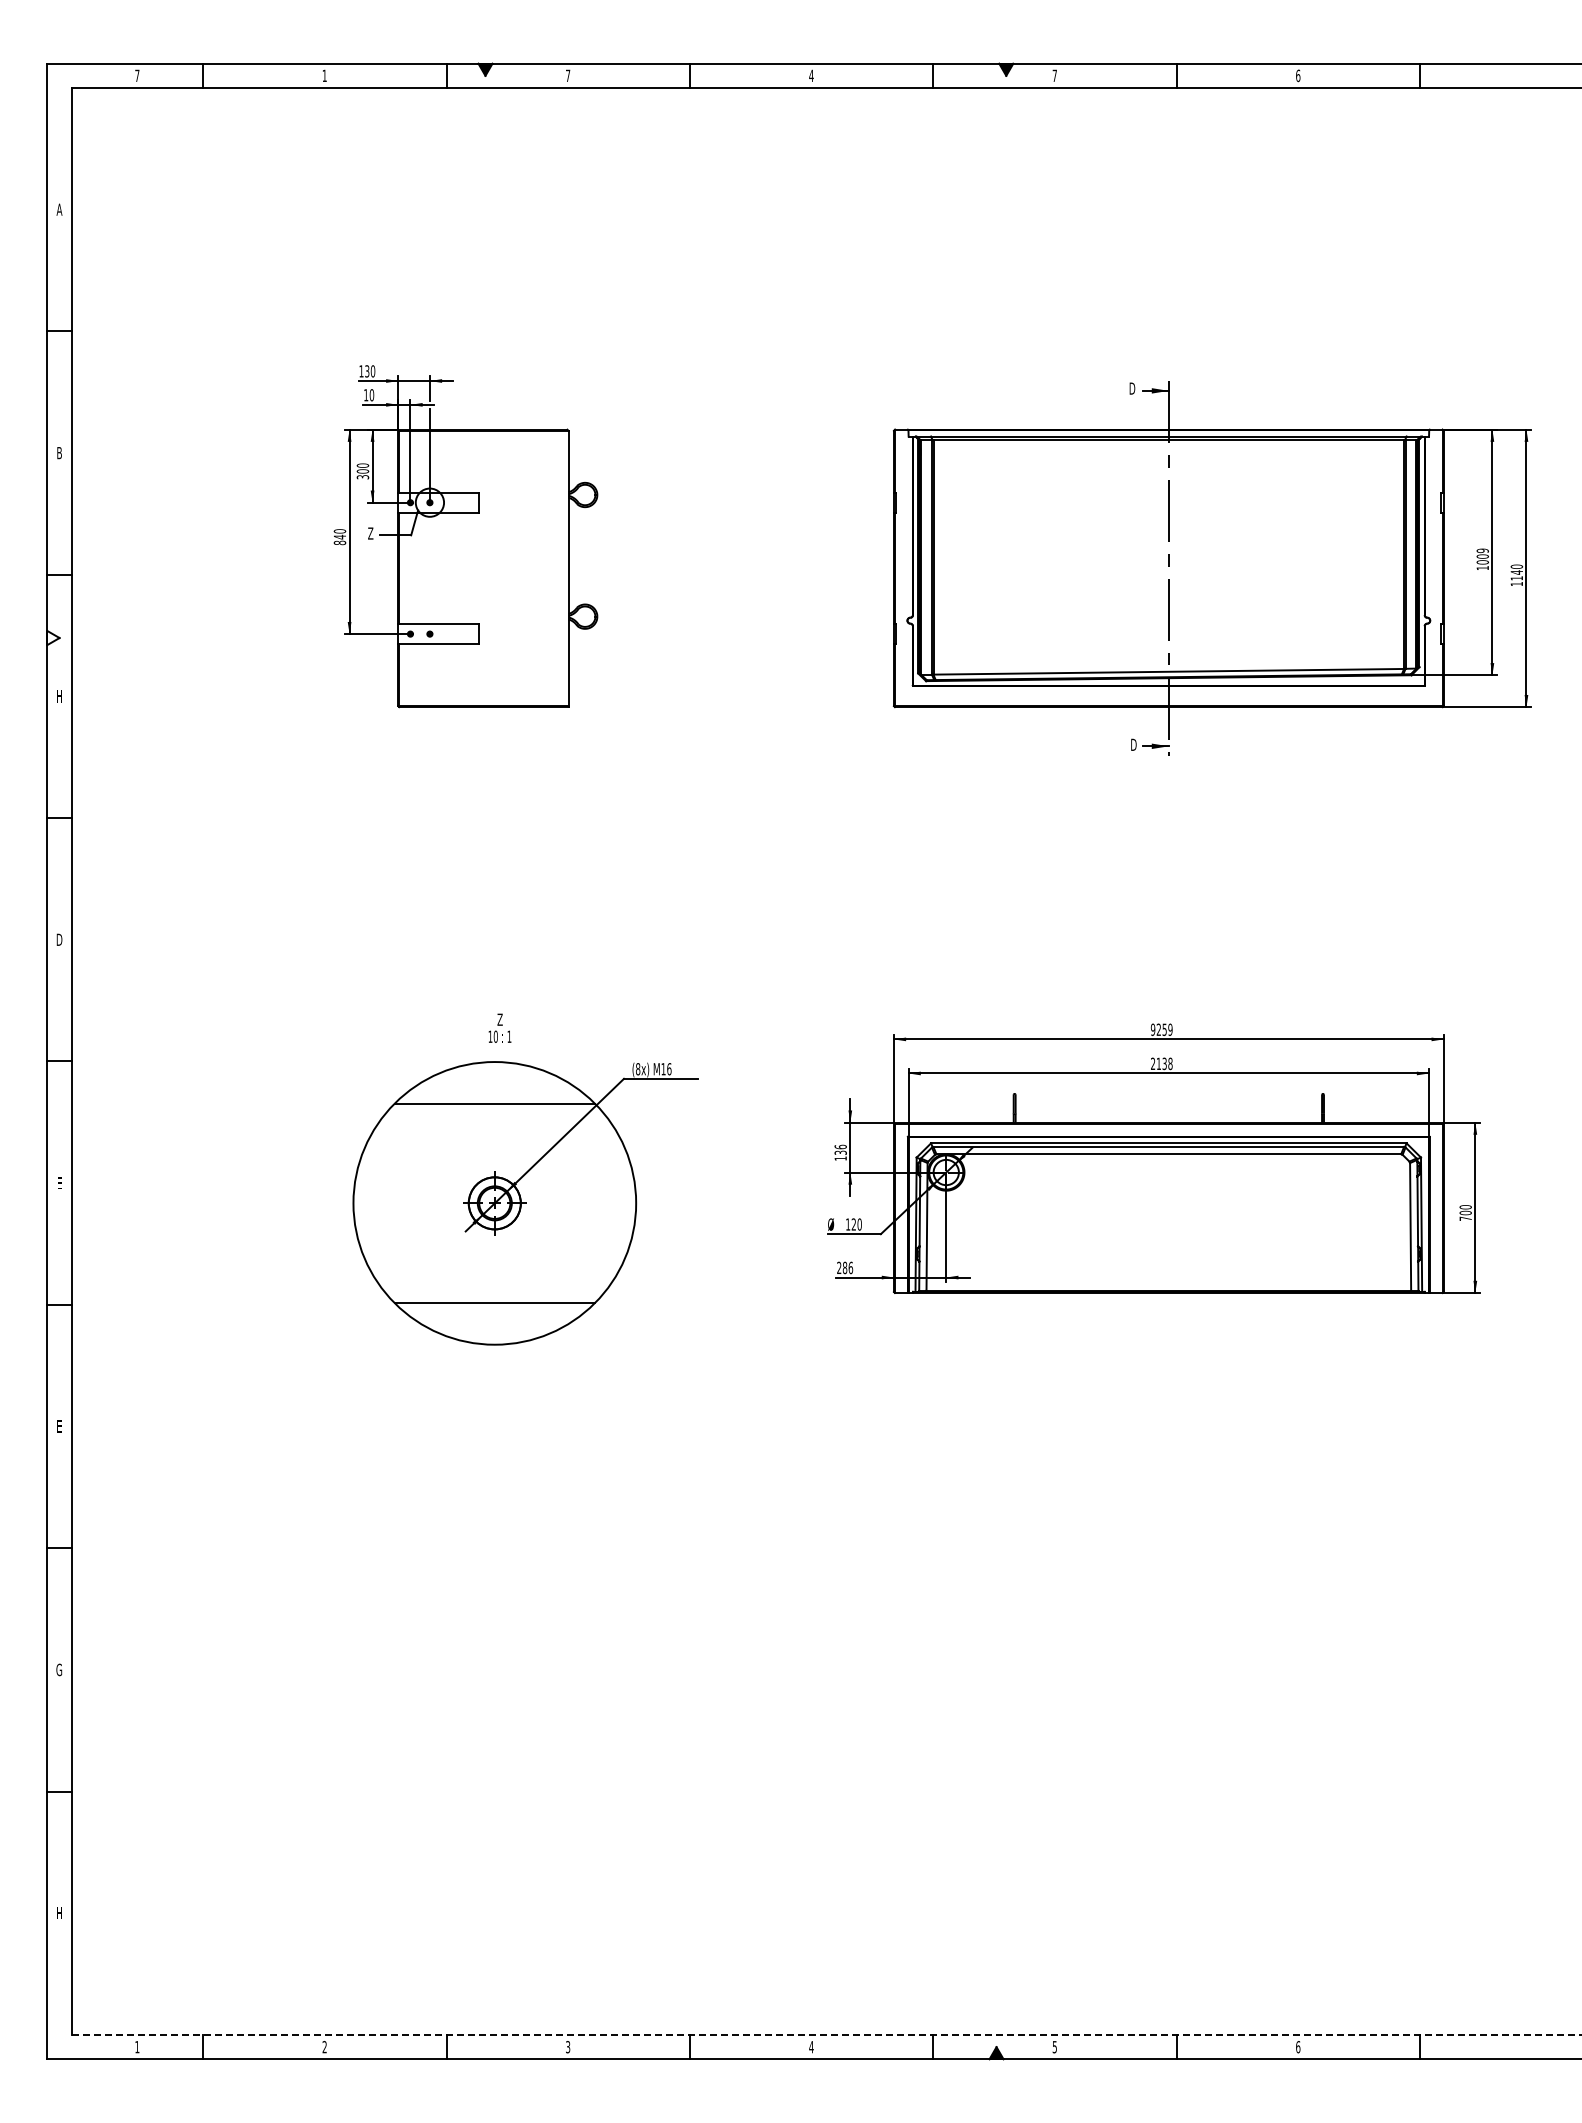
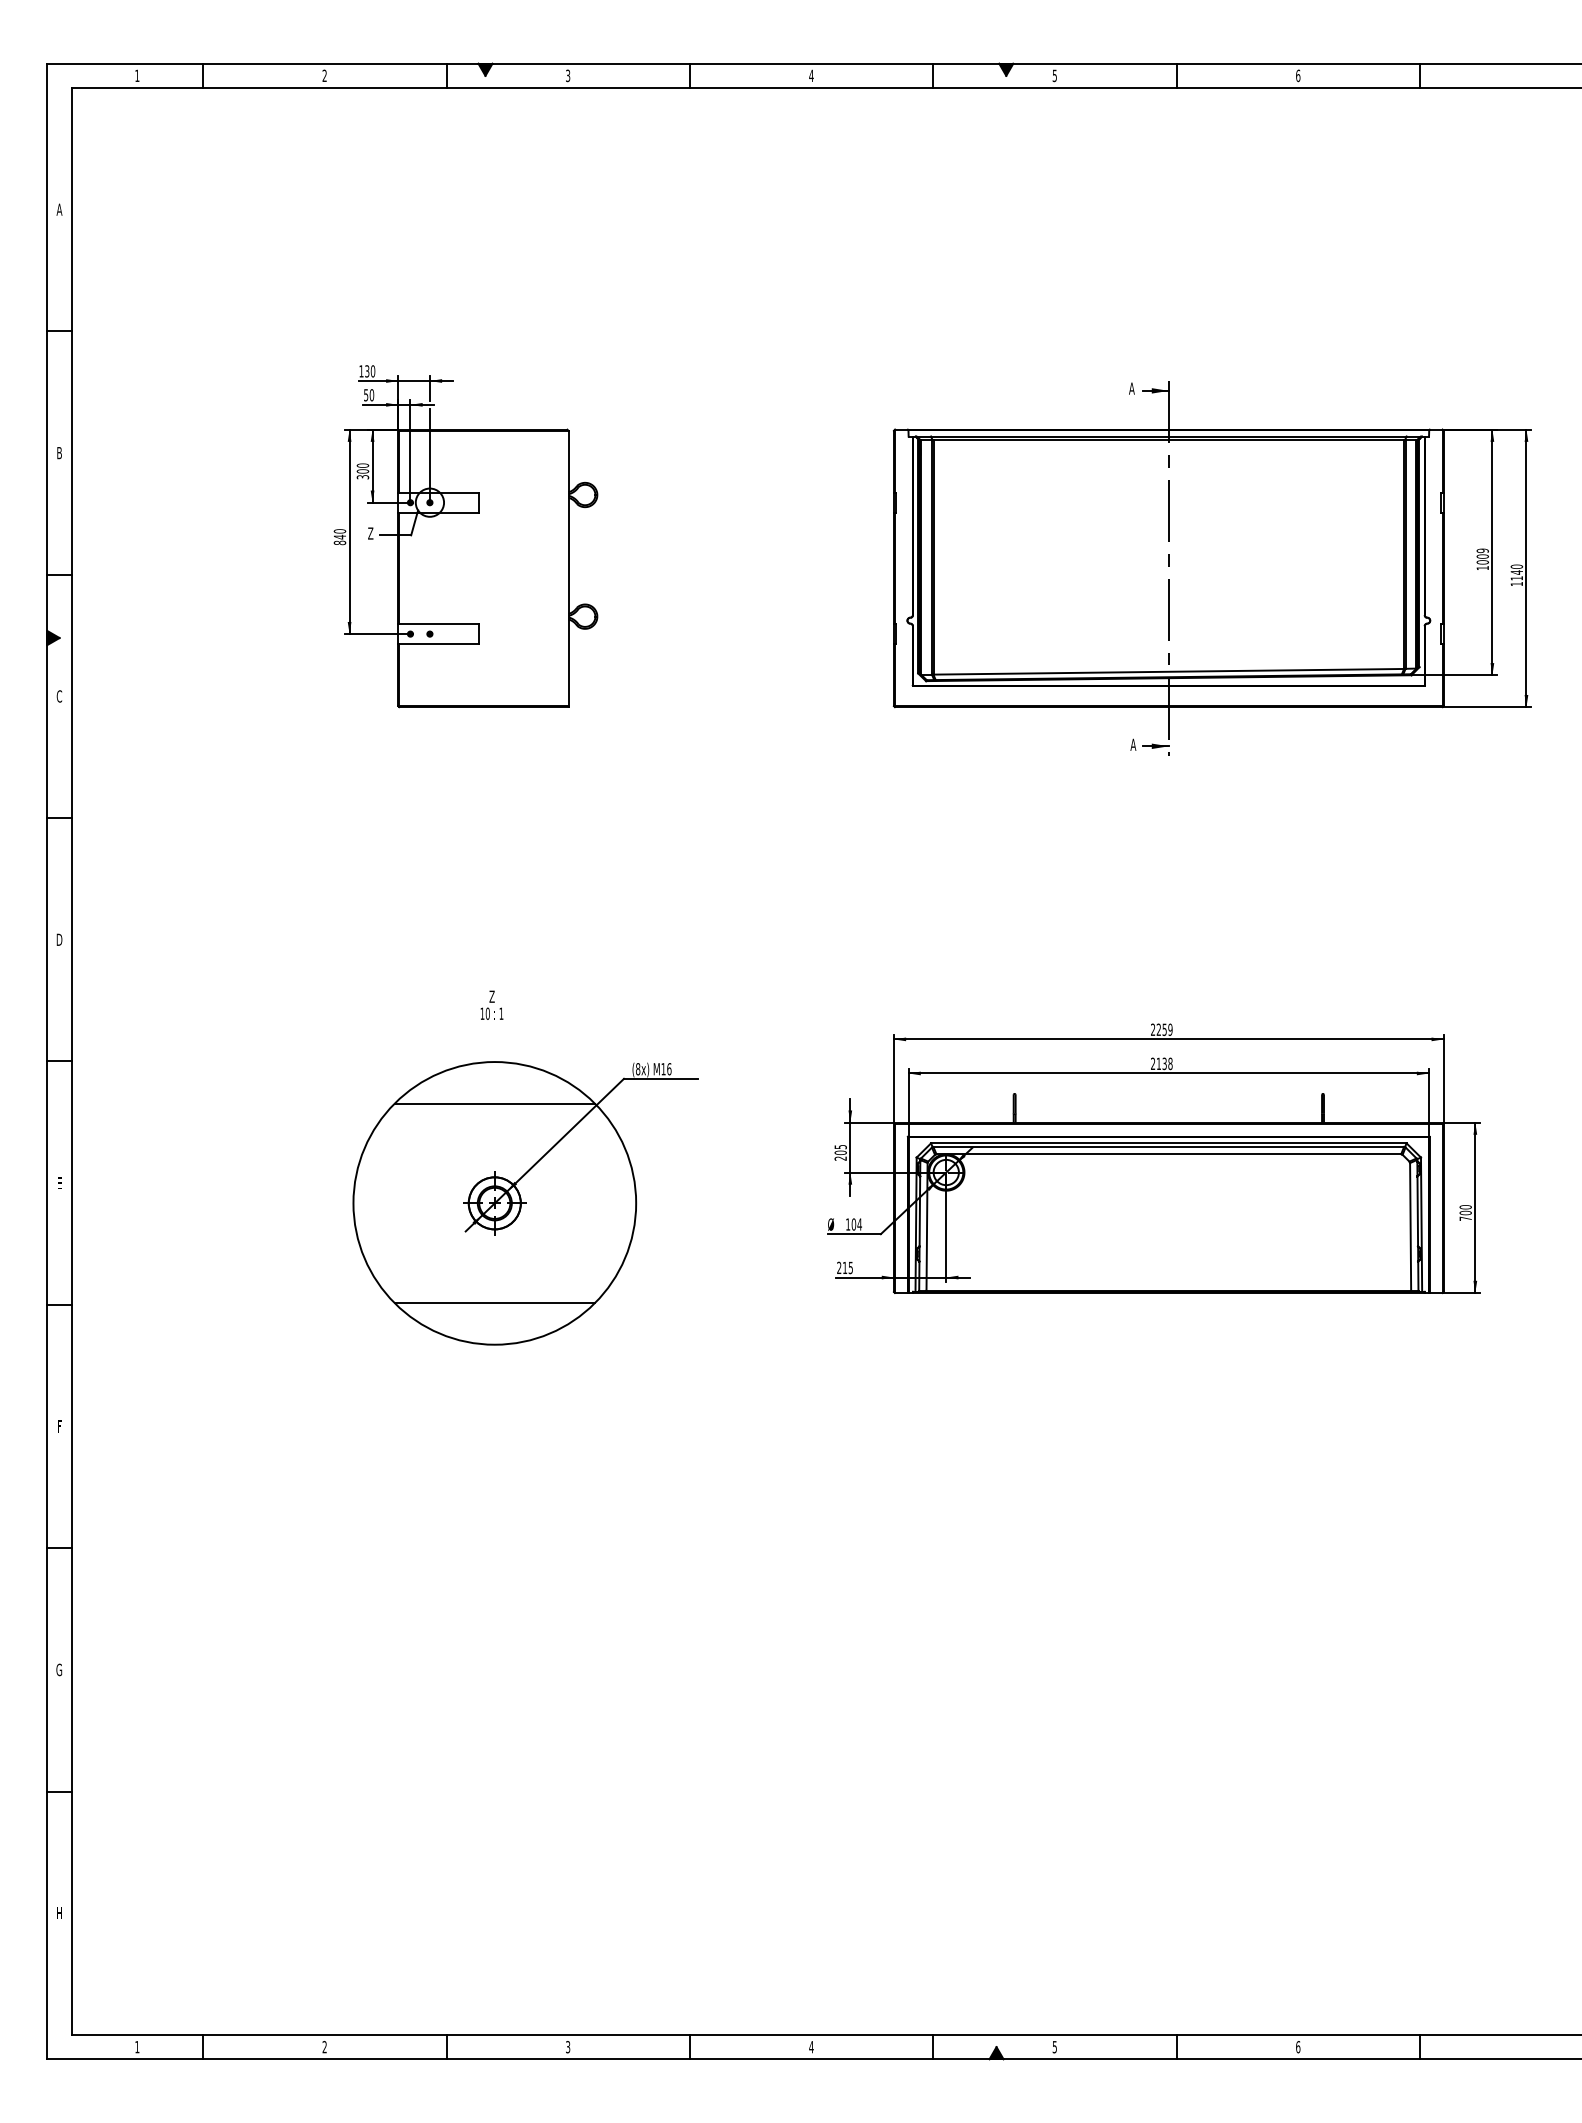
text: 7 -> 1 (137, 75)
text: 1 -> 2 (324, 75)
text: 7 -> 3 (568, 75)
text: 7 -> 5 (1054, 75)
text: D -> A (1132, 388)
text: 10 -> 50 (366, 395)
fill: none -> present (53, 638)
text: H -> C (59, 696)
text: D -> A (1133, 744)
text position: (499, 1027) -> (491, 1004) (491, 1004)
text: 9259 -> 2259 (1152, 1029)
text: 136 -> 205 (840, 1152)
text: 120 -> 104 (856, 1224)
text: 286 -> 215 (847, 1267)
text: E -> F (59, 1426)
line: dashed -> solid (826, 2034)
